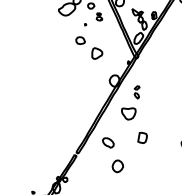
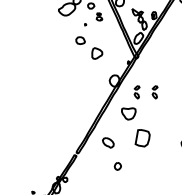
part: none -> present (154, 92)
part size: 11x13 px -> 17x19 px (142, 138)
part size: 14x15 px -> 9x9 px (117, 166)
